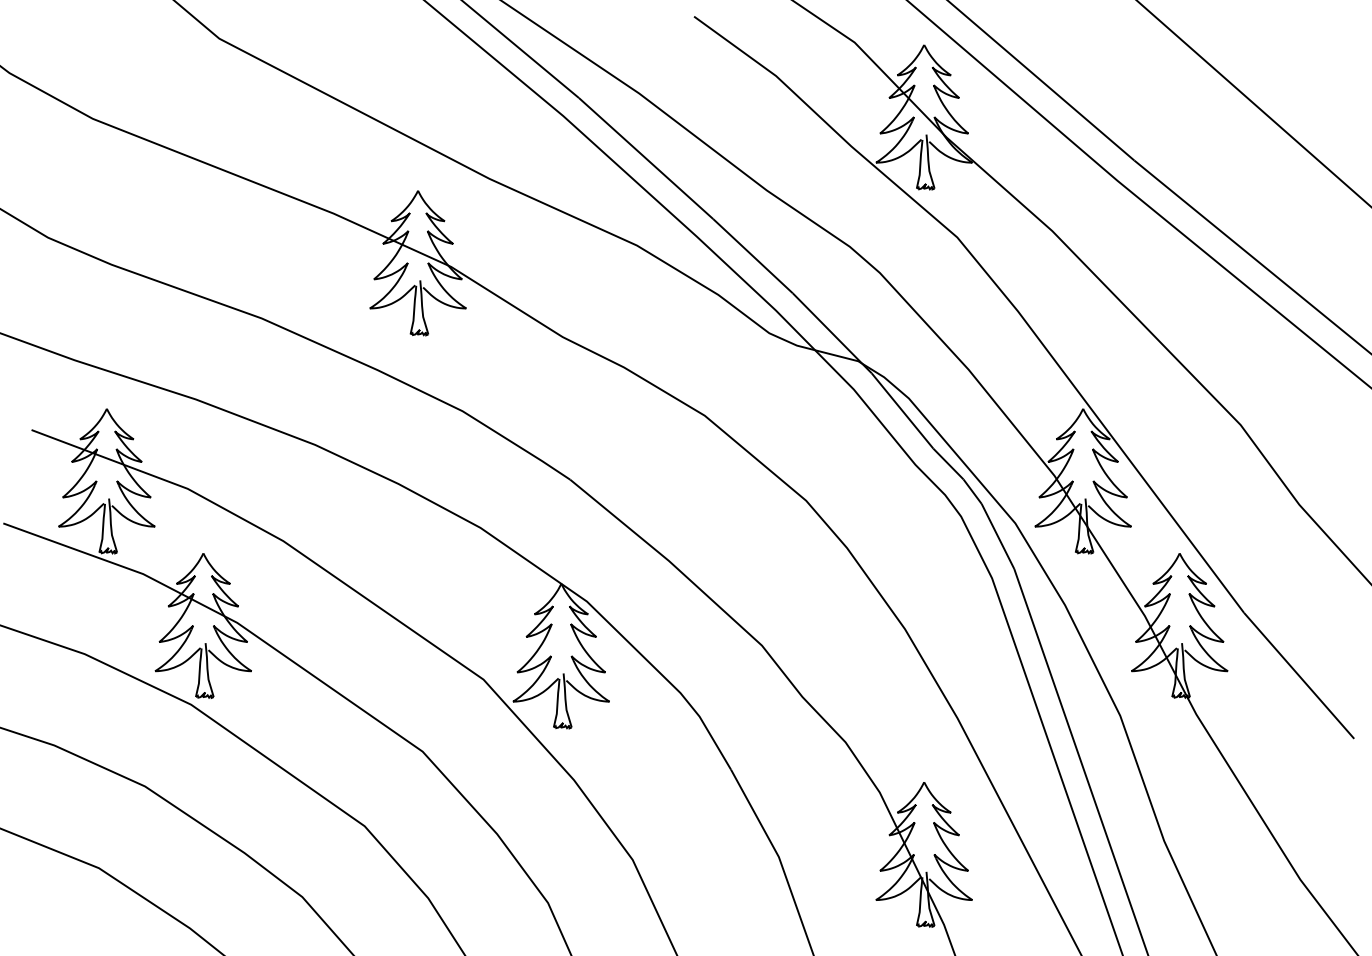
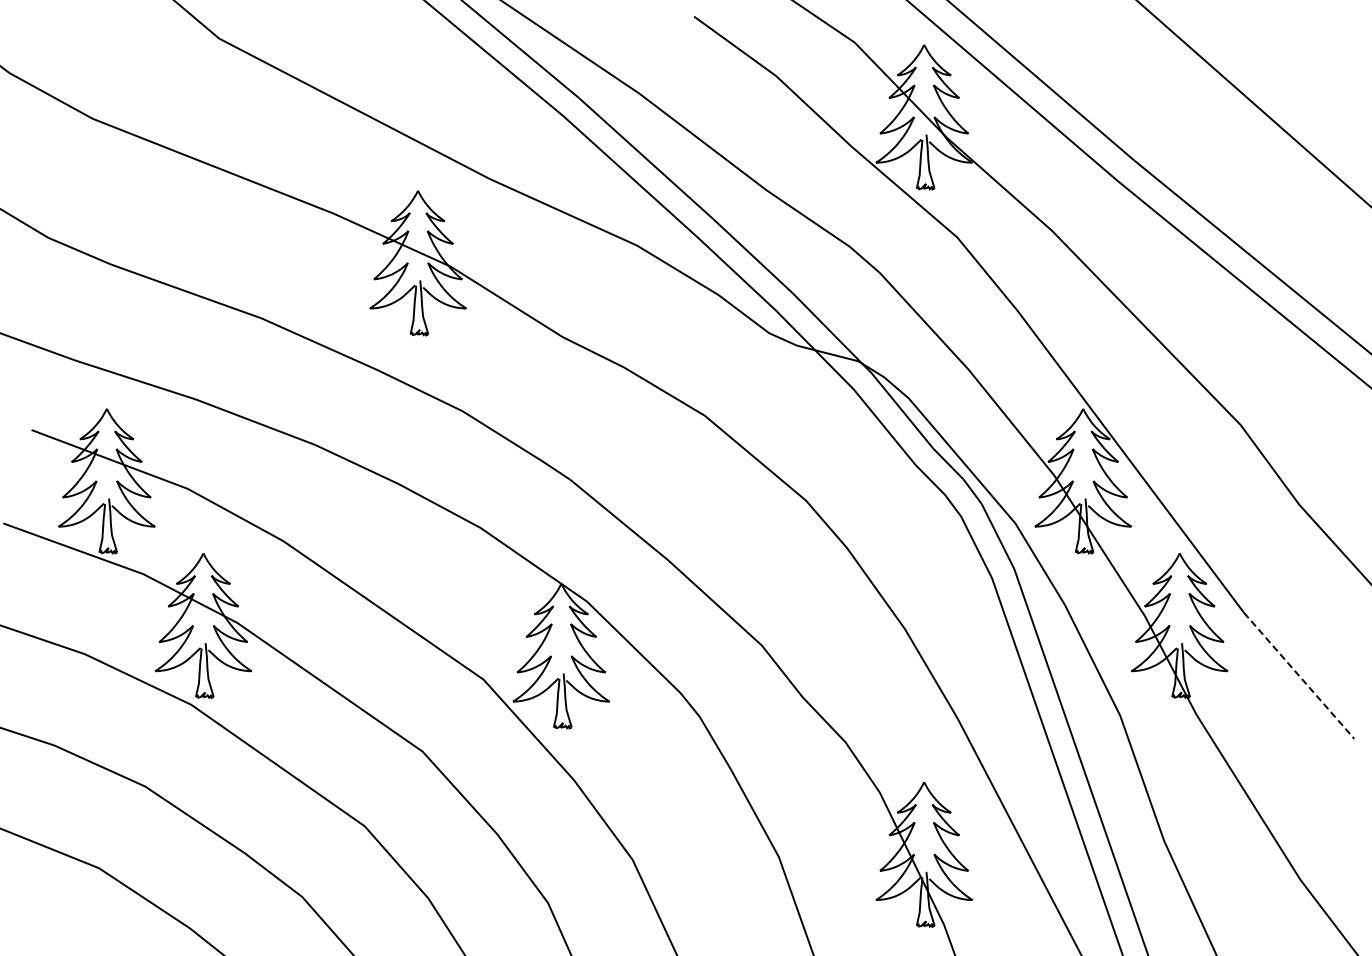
line: solid -> dashed (1299, 675)
